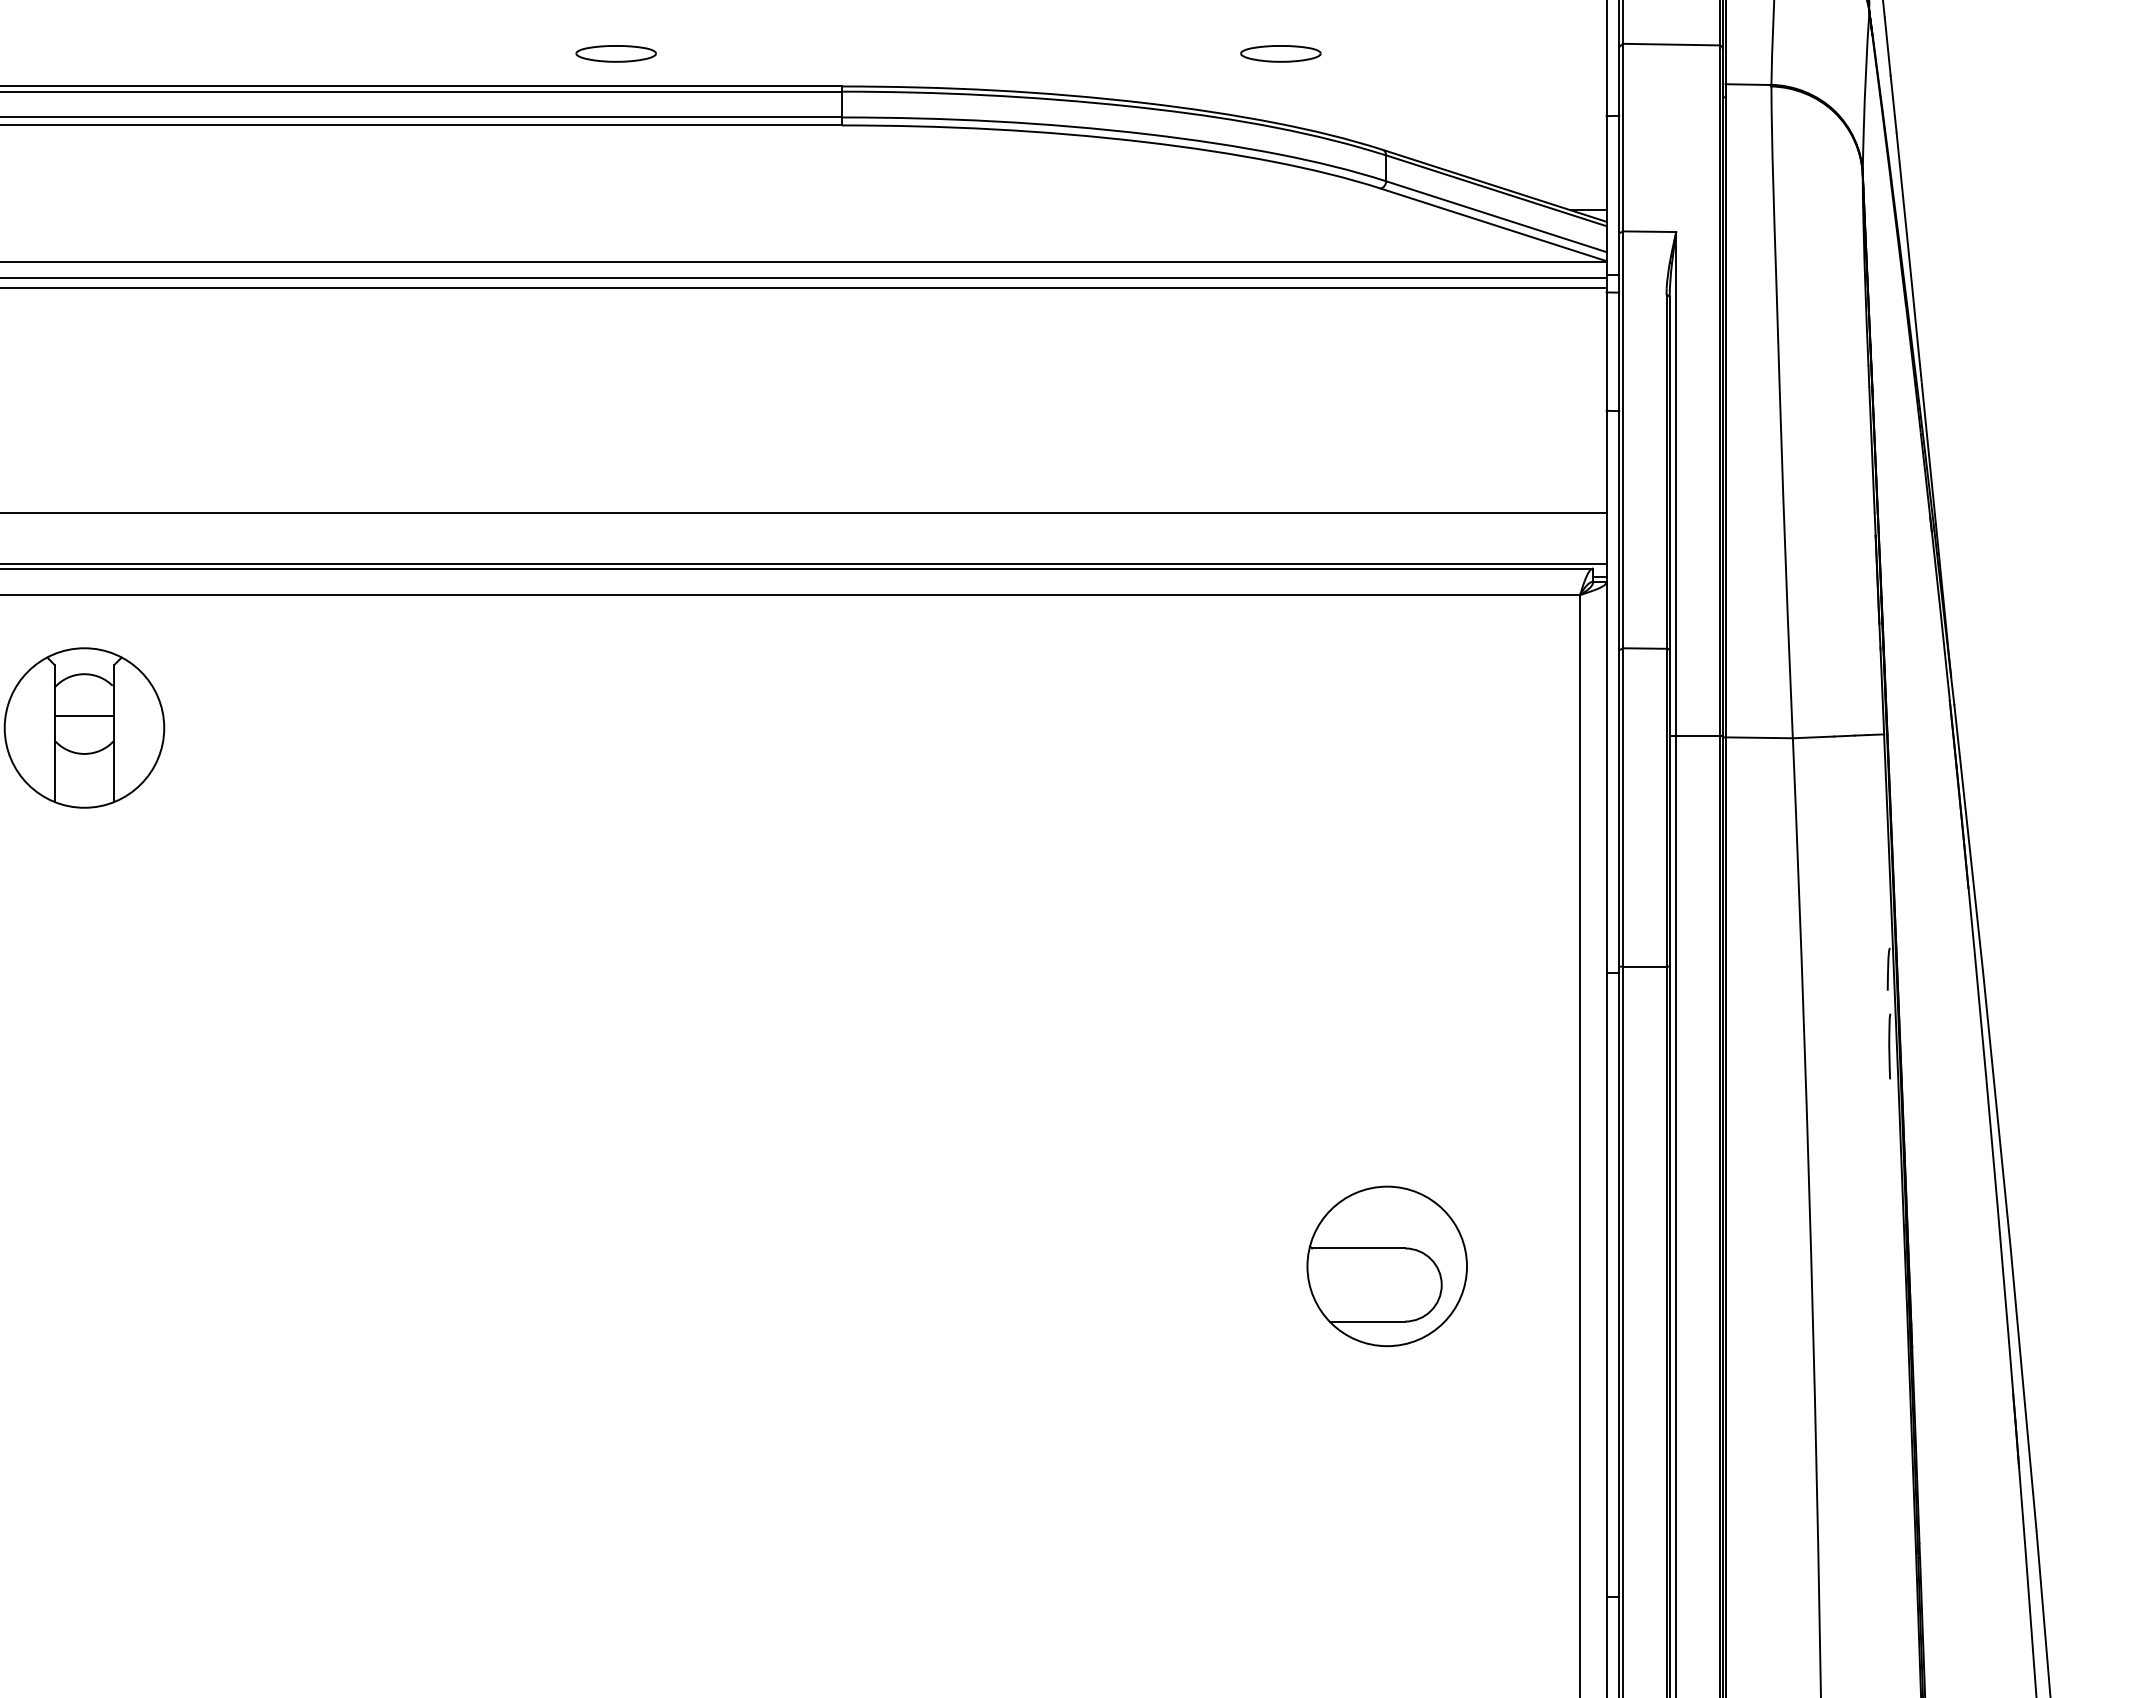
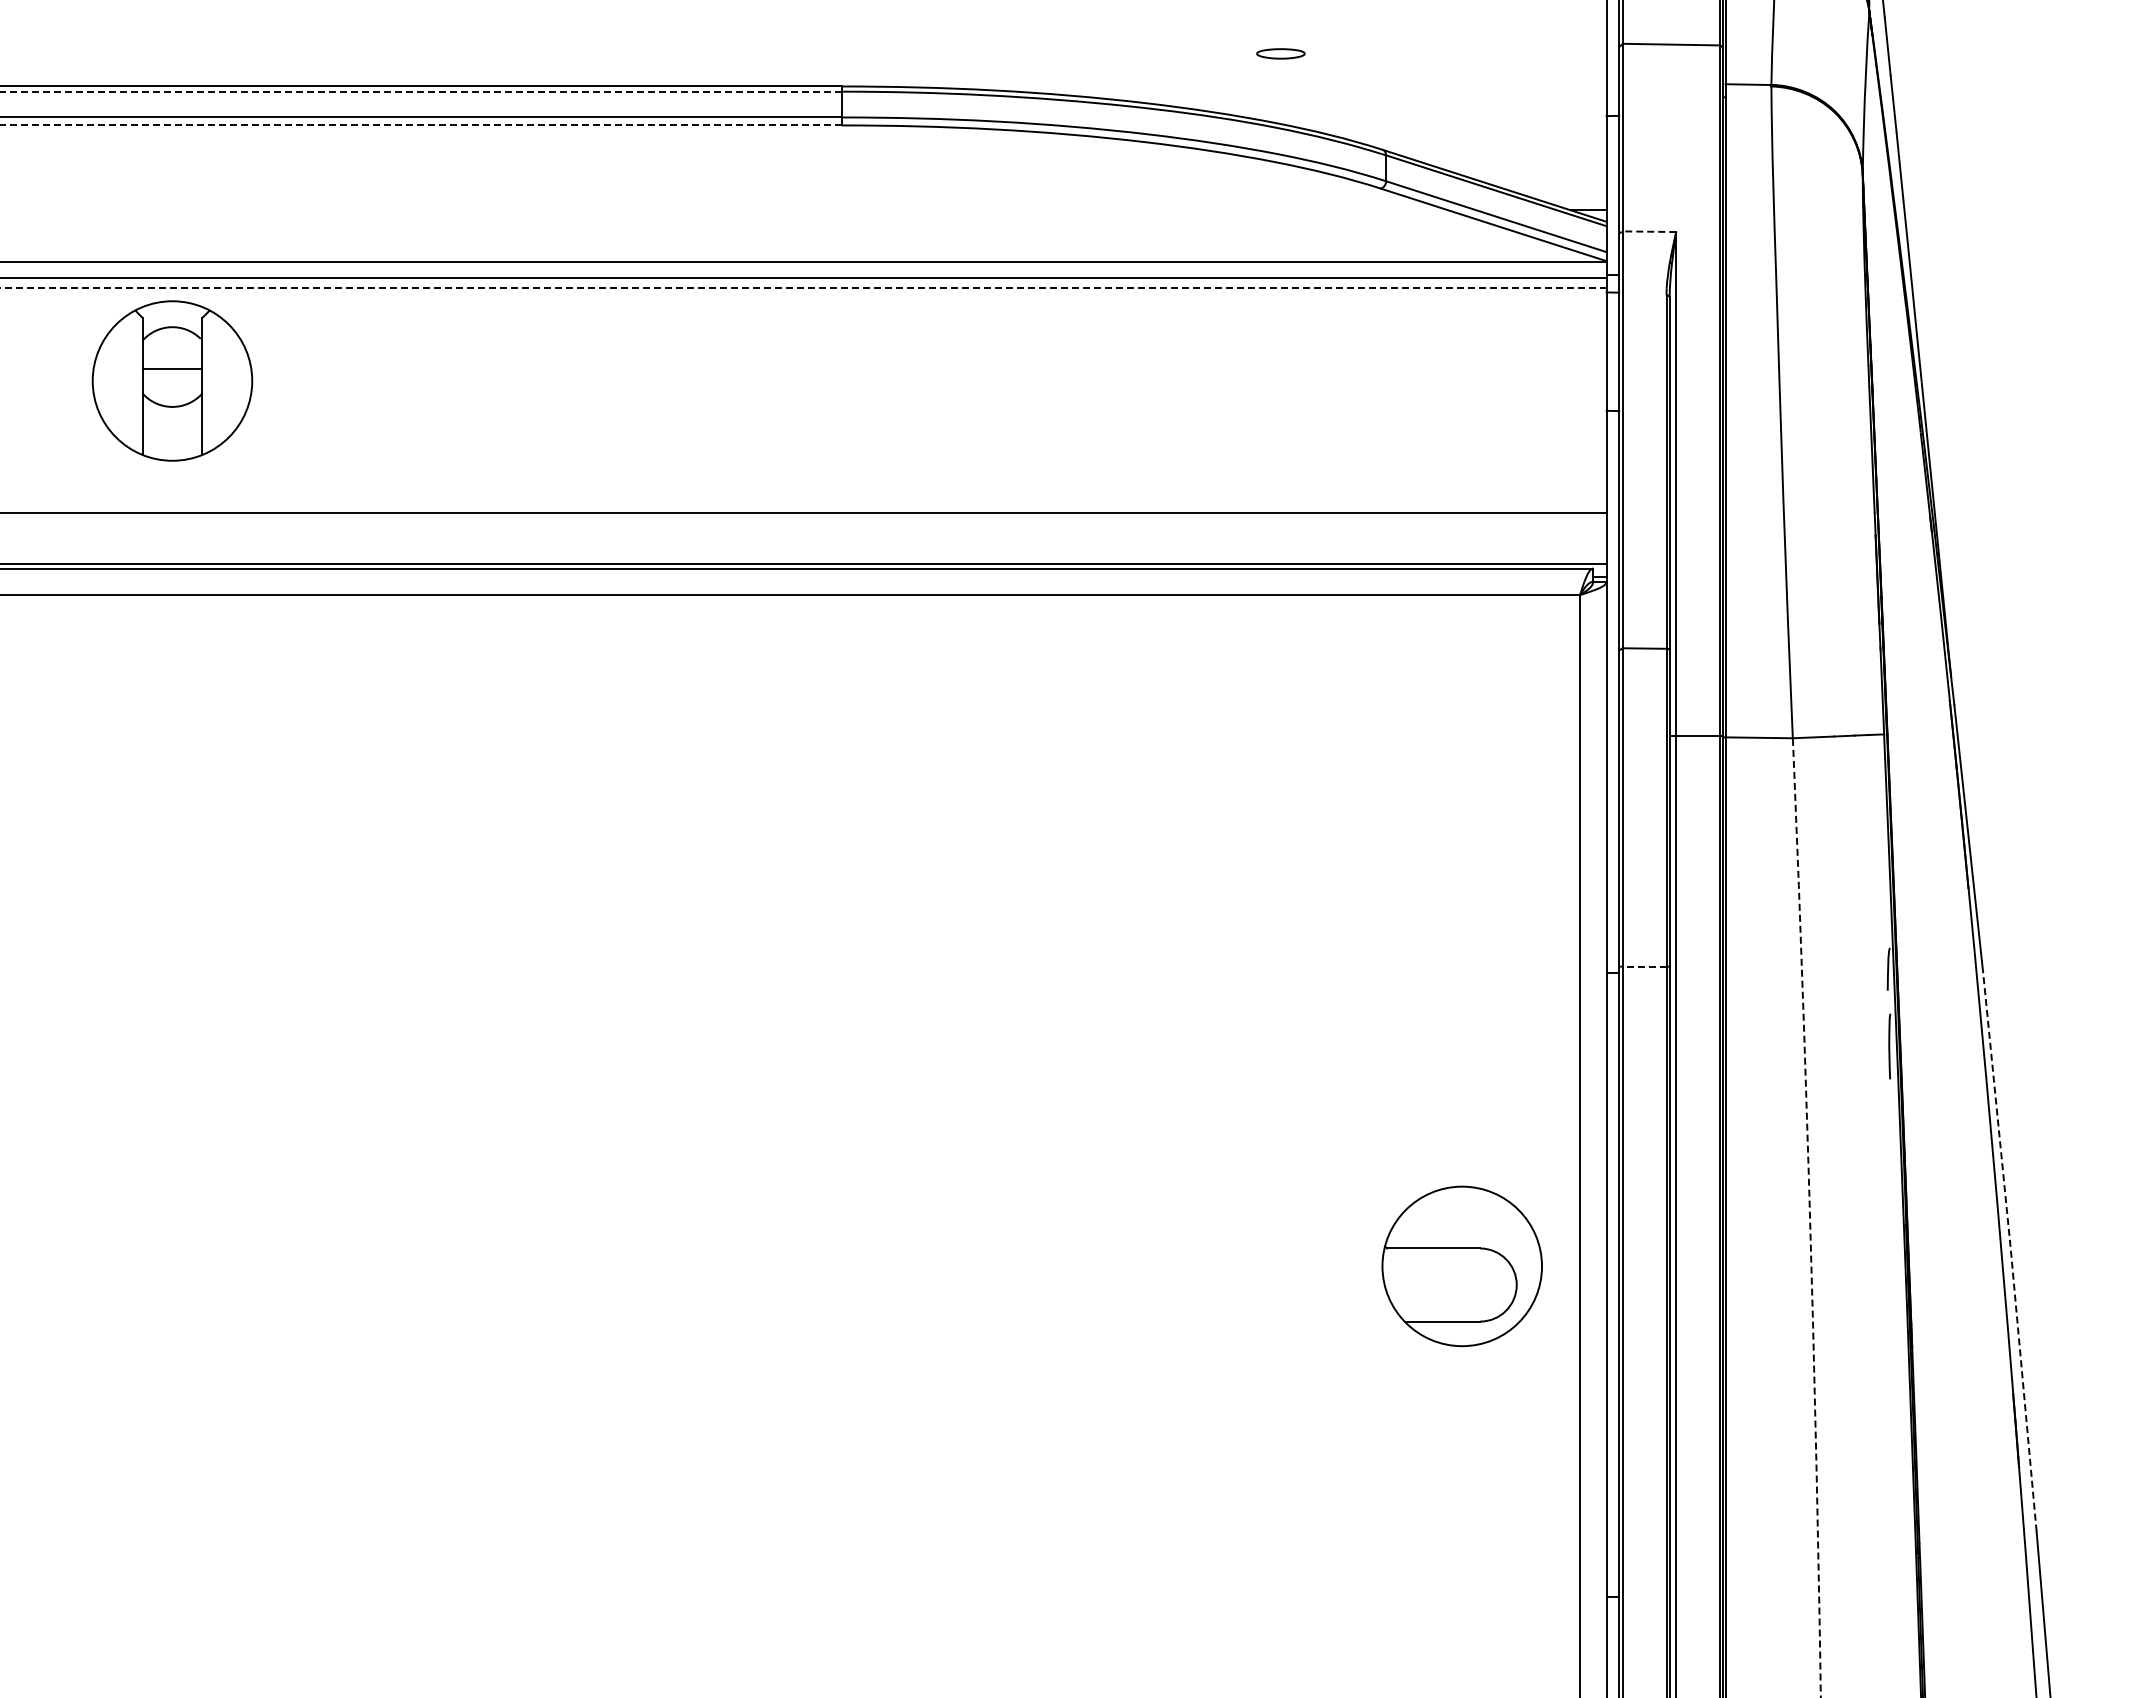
part: present -> none (615, 53)
part size: 82x18 px -> 50x12 px (1280, 53)
line: solid -> dashed (421, 91)
line: solid -> dashed (421, 125)
line: solid -> dashed (1649, 231)
line: solid -> dashed (802, 287)
part position: (84, 727) -> (172, 380) (172, 380)
line: solid -> dashed (1644, 966)
arc: solid -> dashed (1810, 1217)
line: solid -> dashed (2010, 1250)
part position: (1386, 1266) -> (1461, 1266) (1461, 1266)
